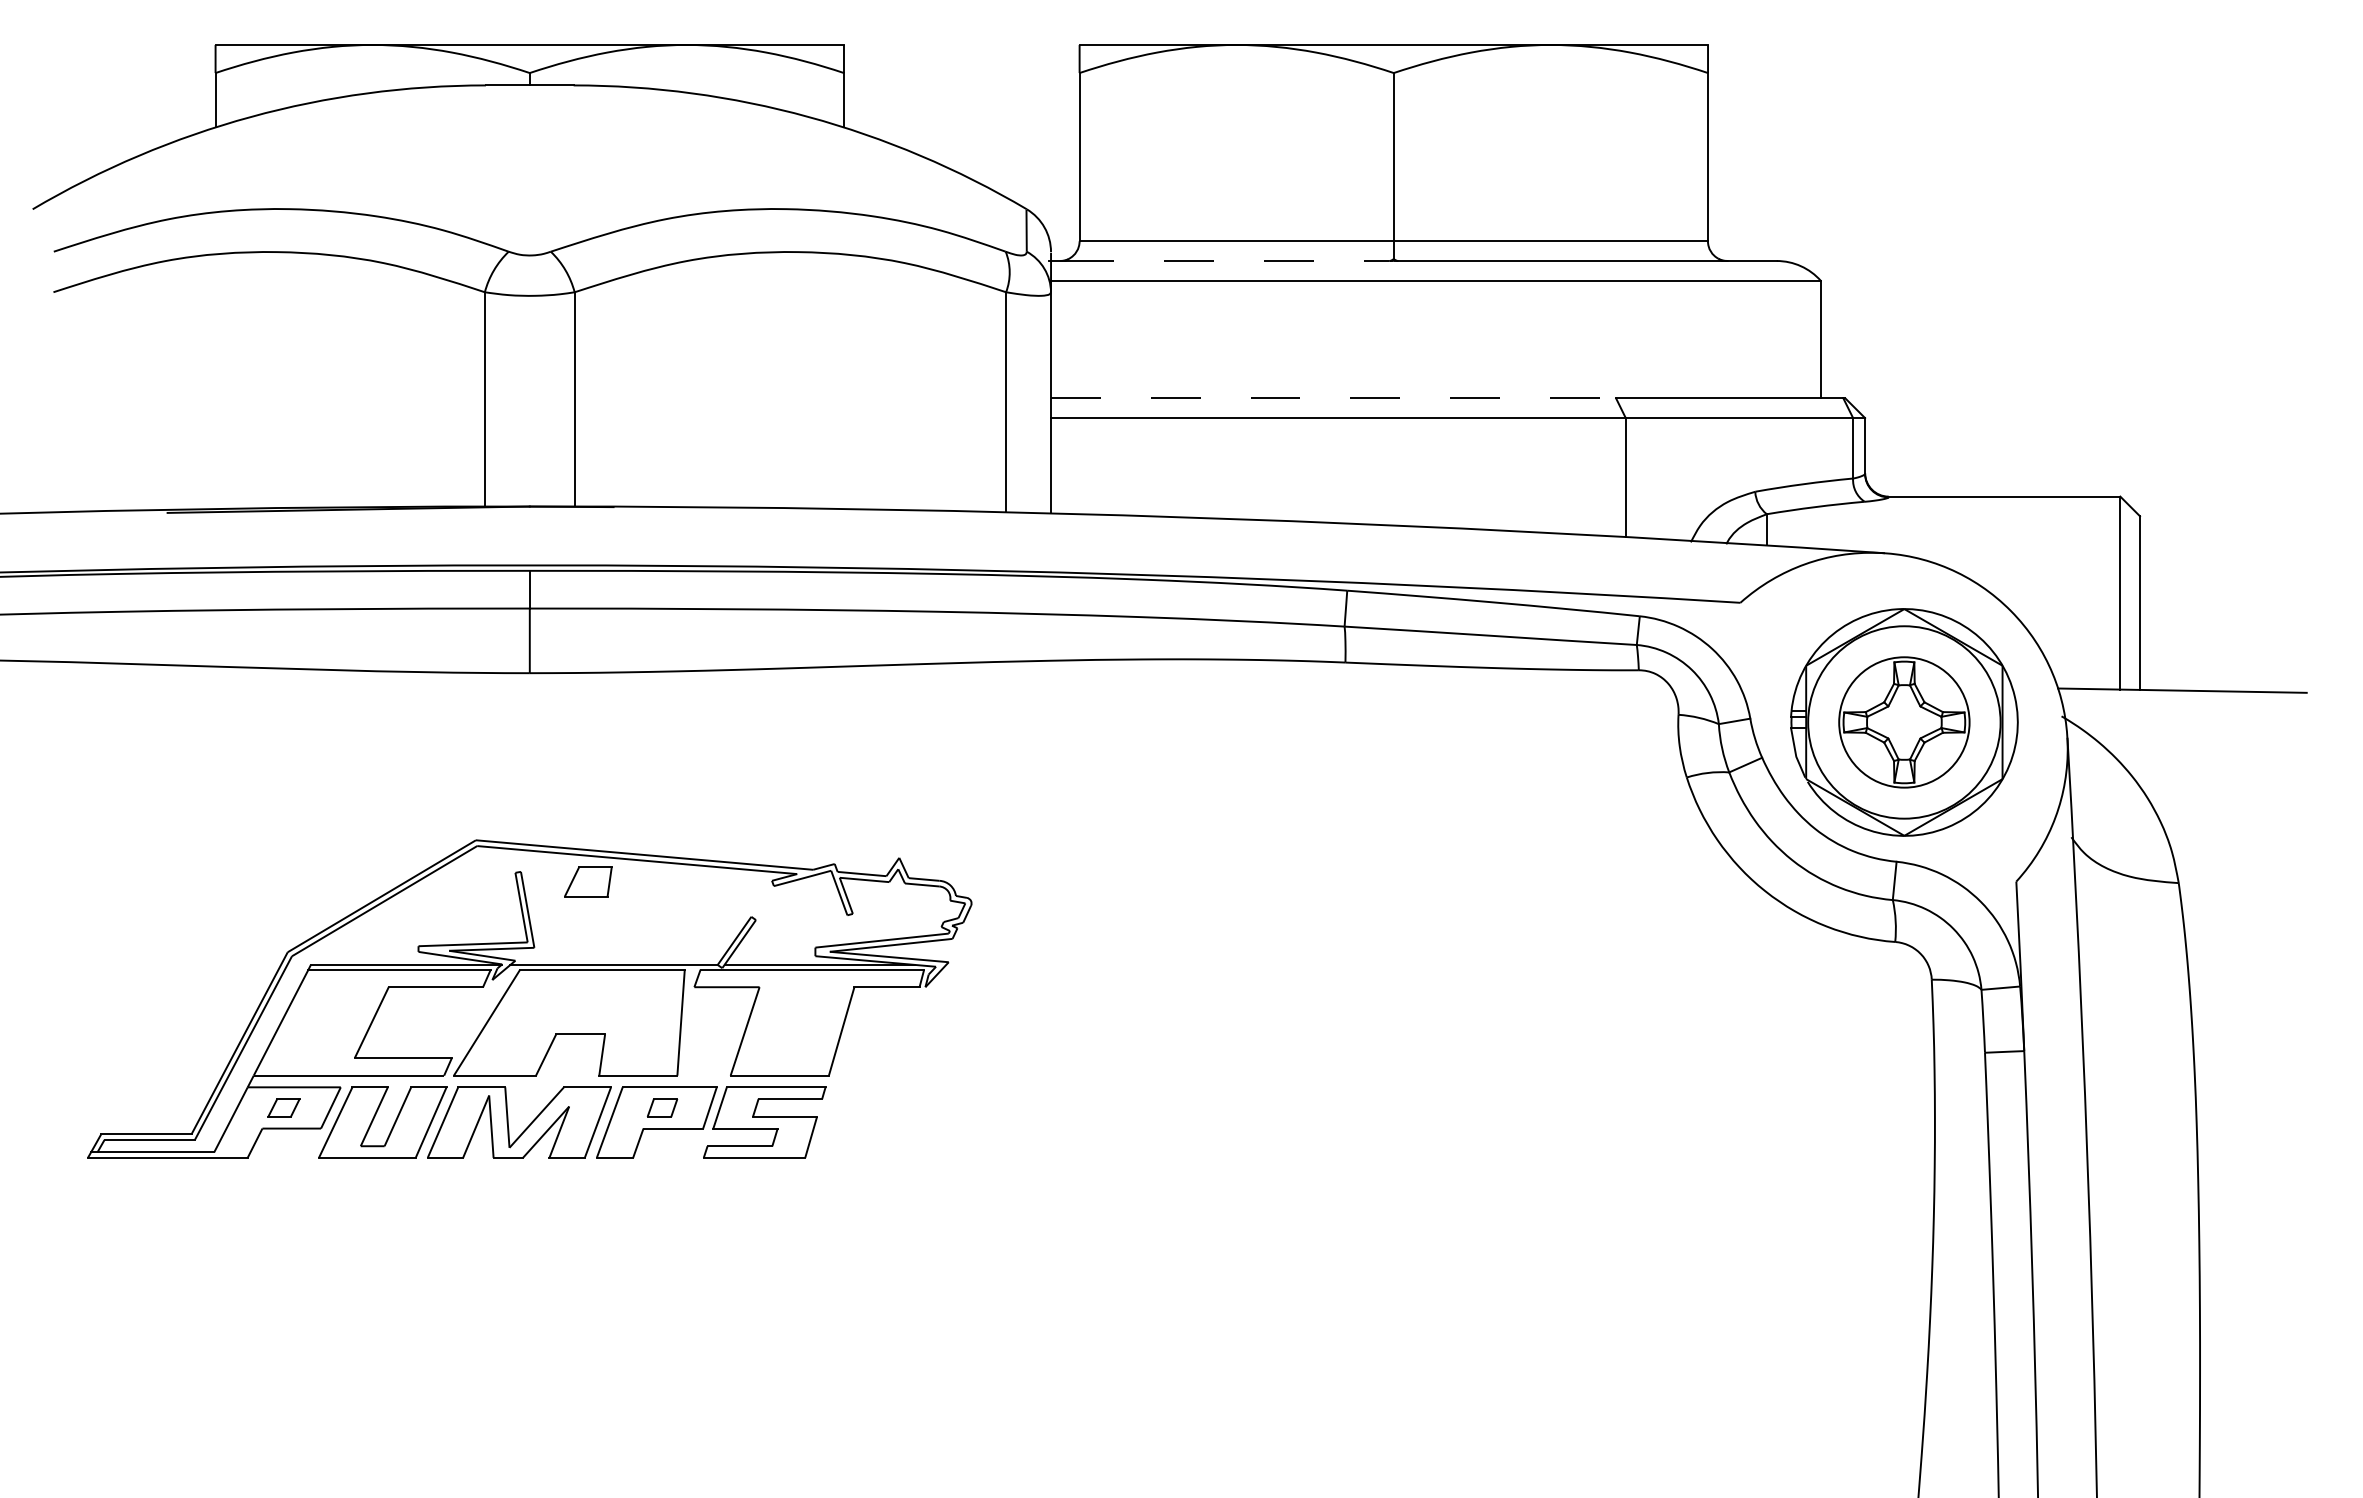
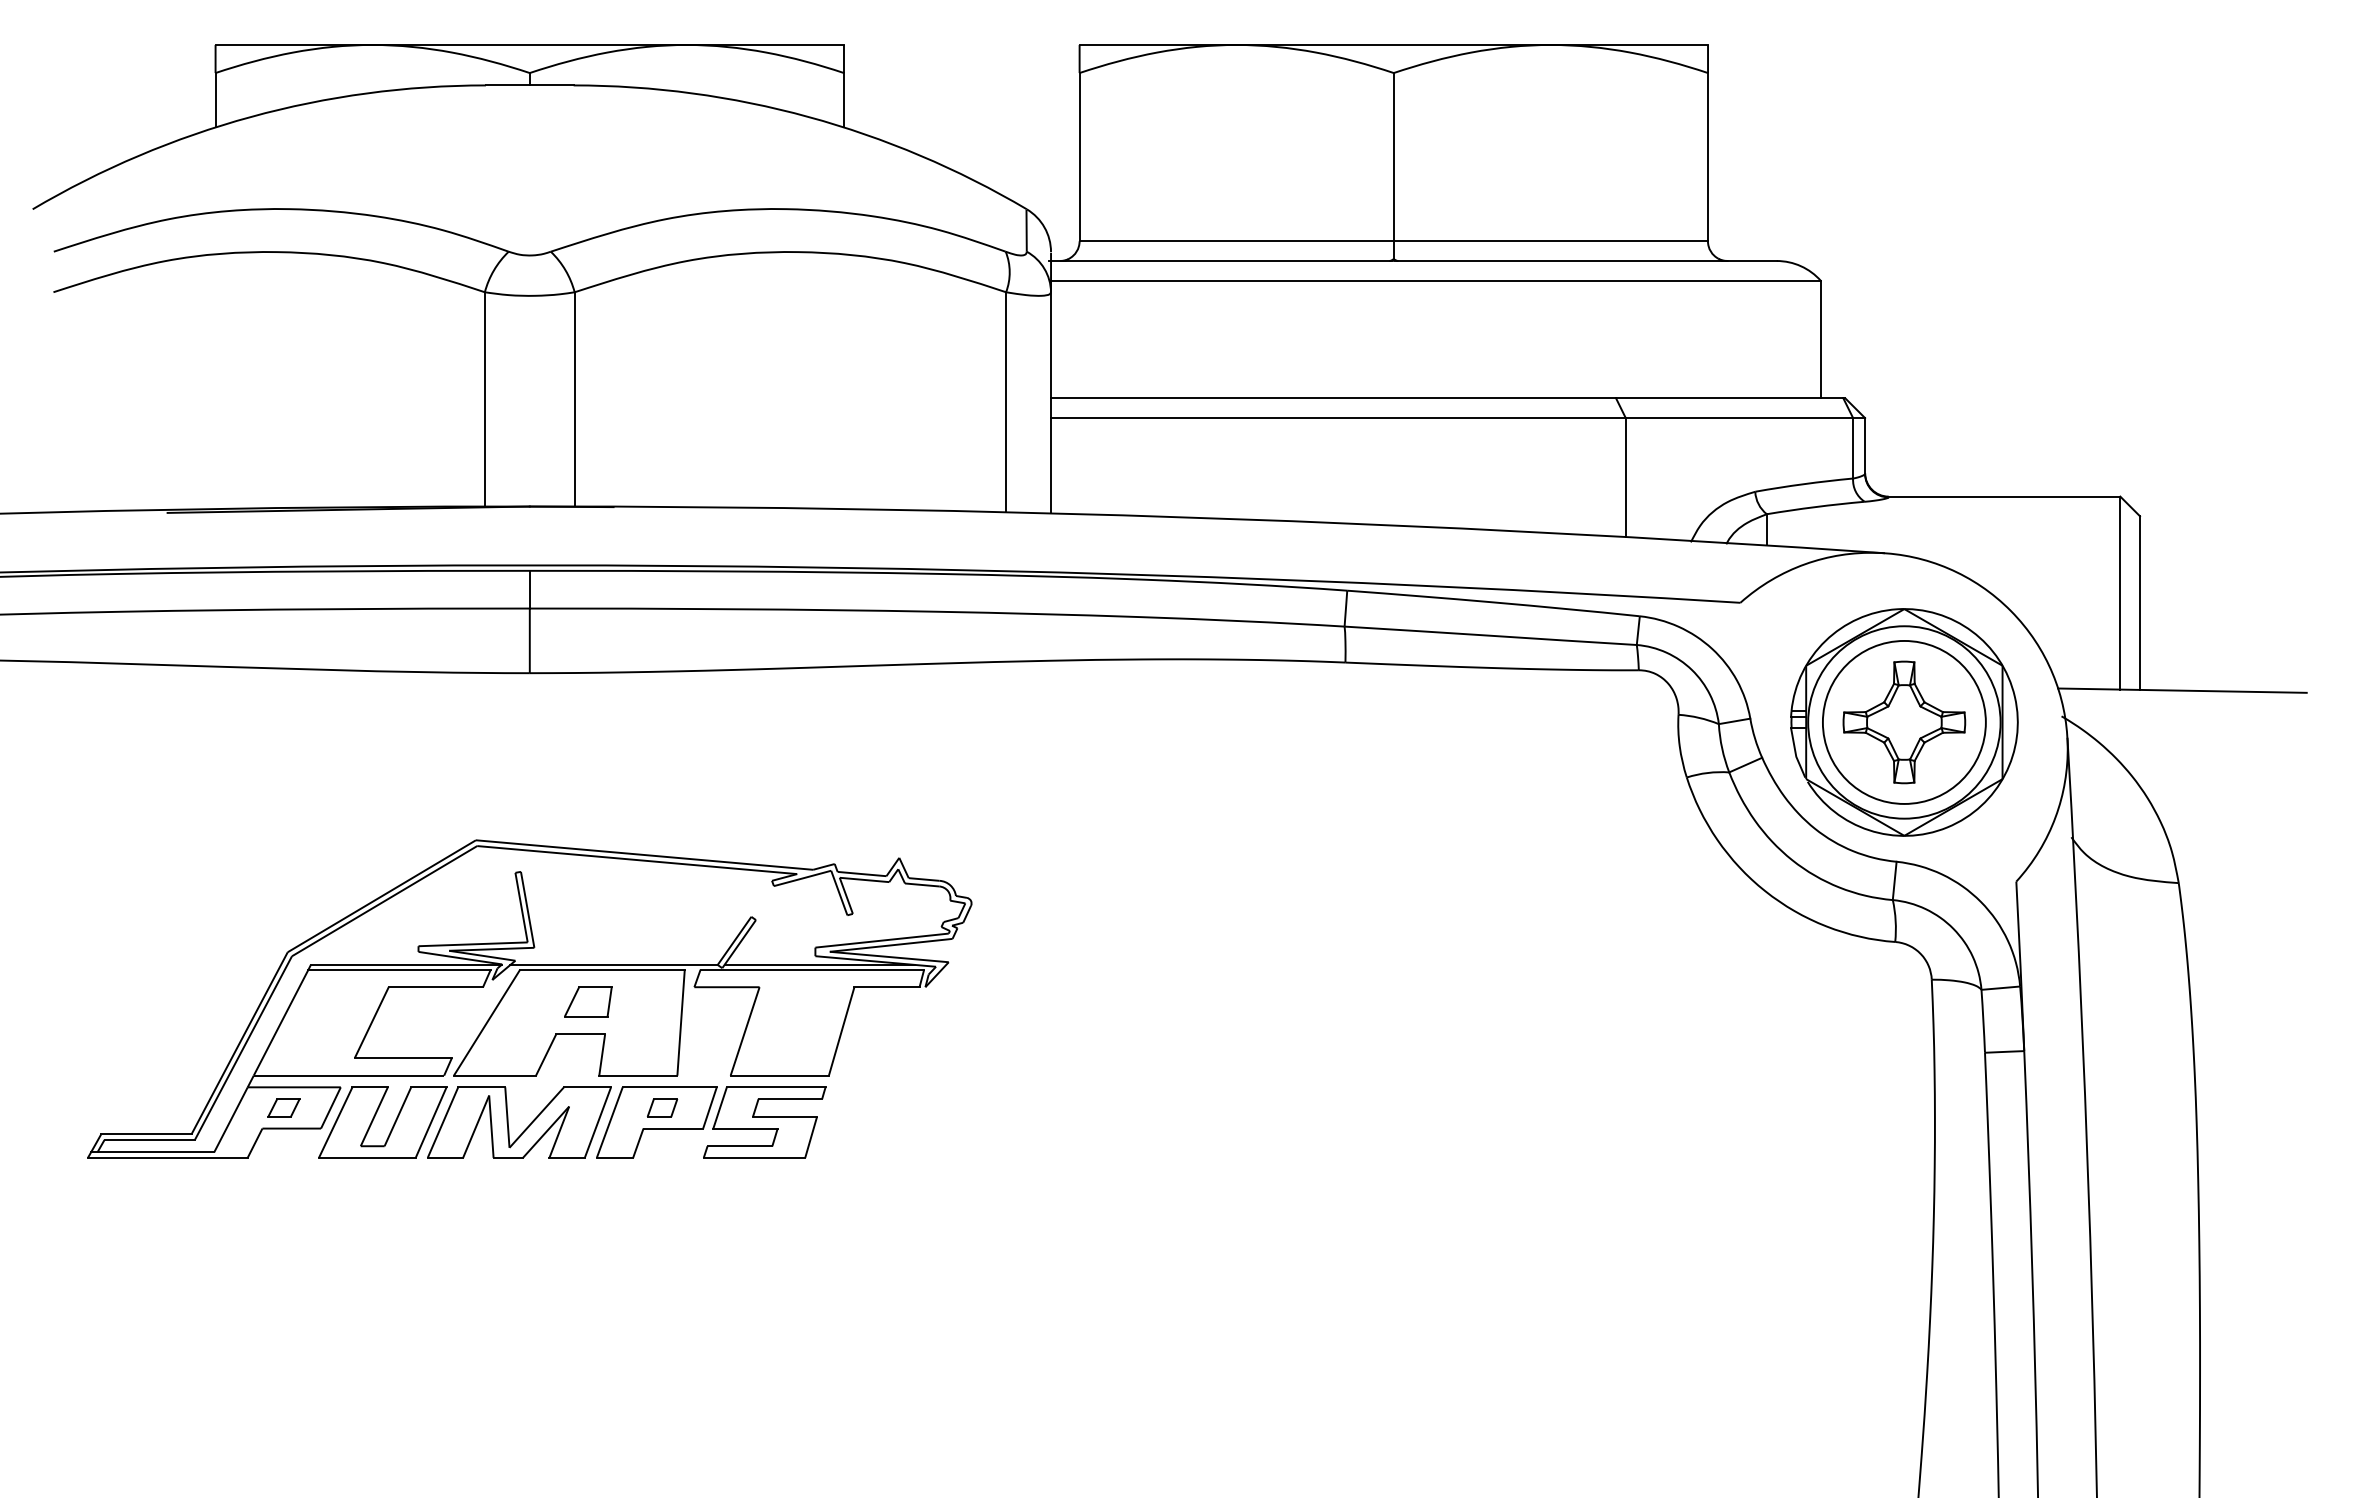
line: dashed -> solid (1227, 261)
line: dashed -> solid (1333, 398)
circle diameter: 130 px -> 163 px (1903, 721)
part position: (588, 881) -> (588, 1001) (588, 1001)
